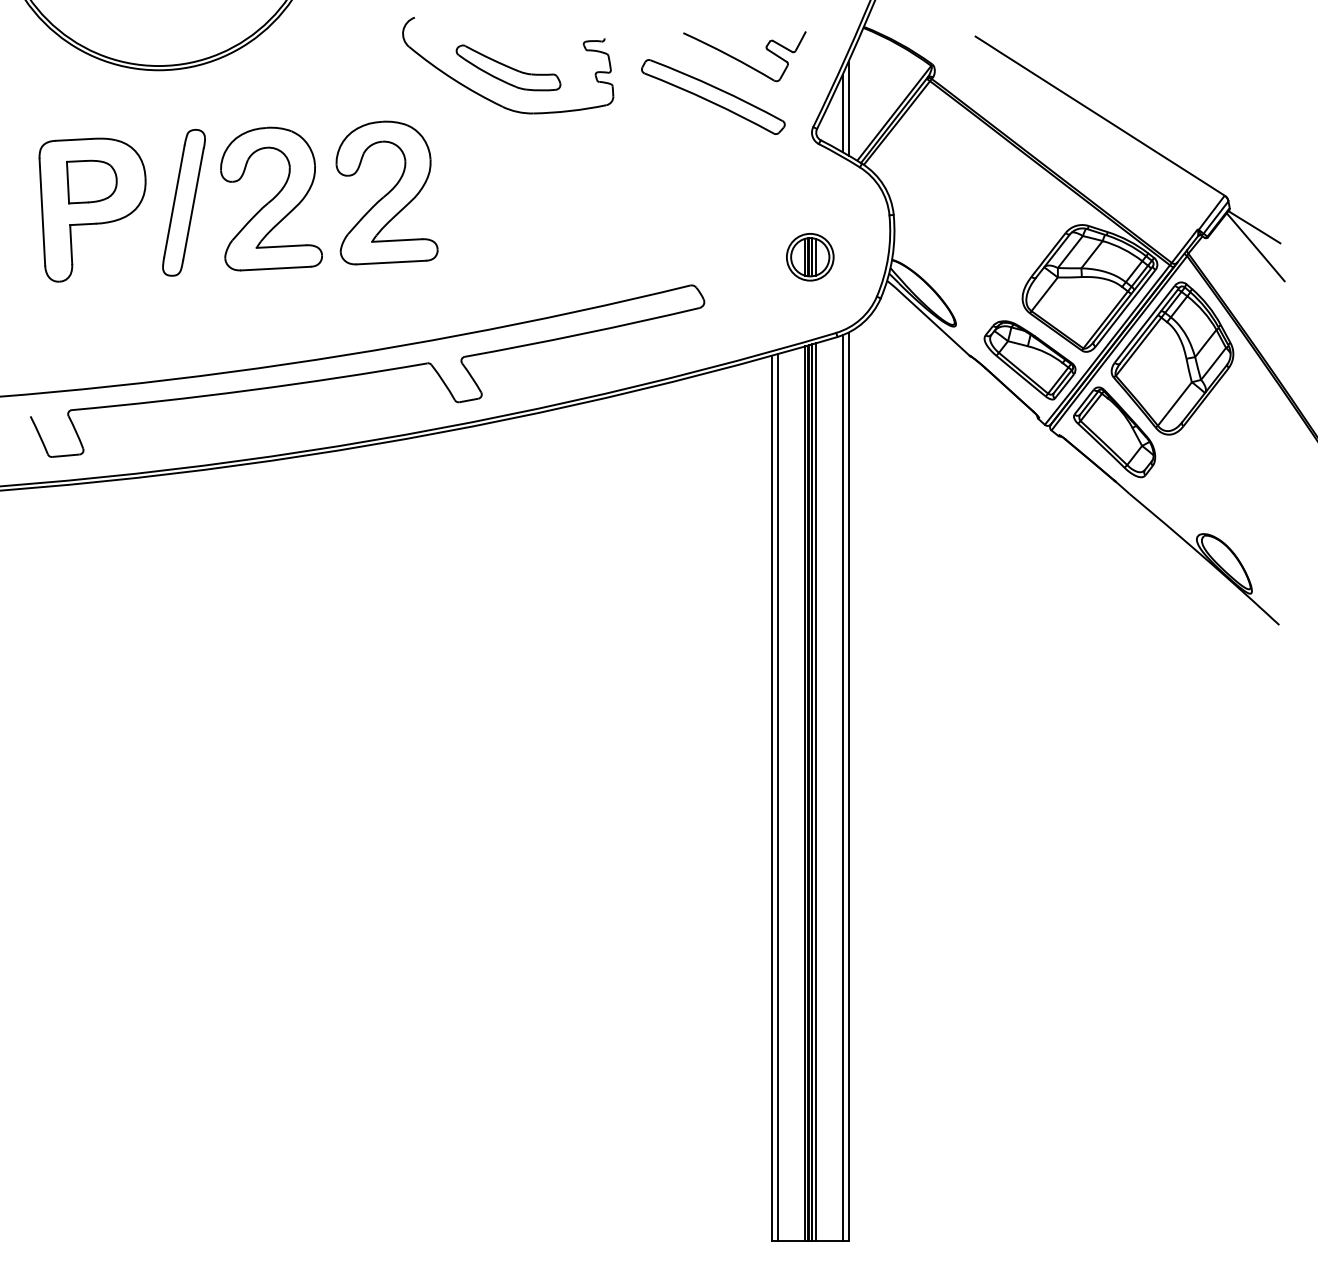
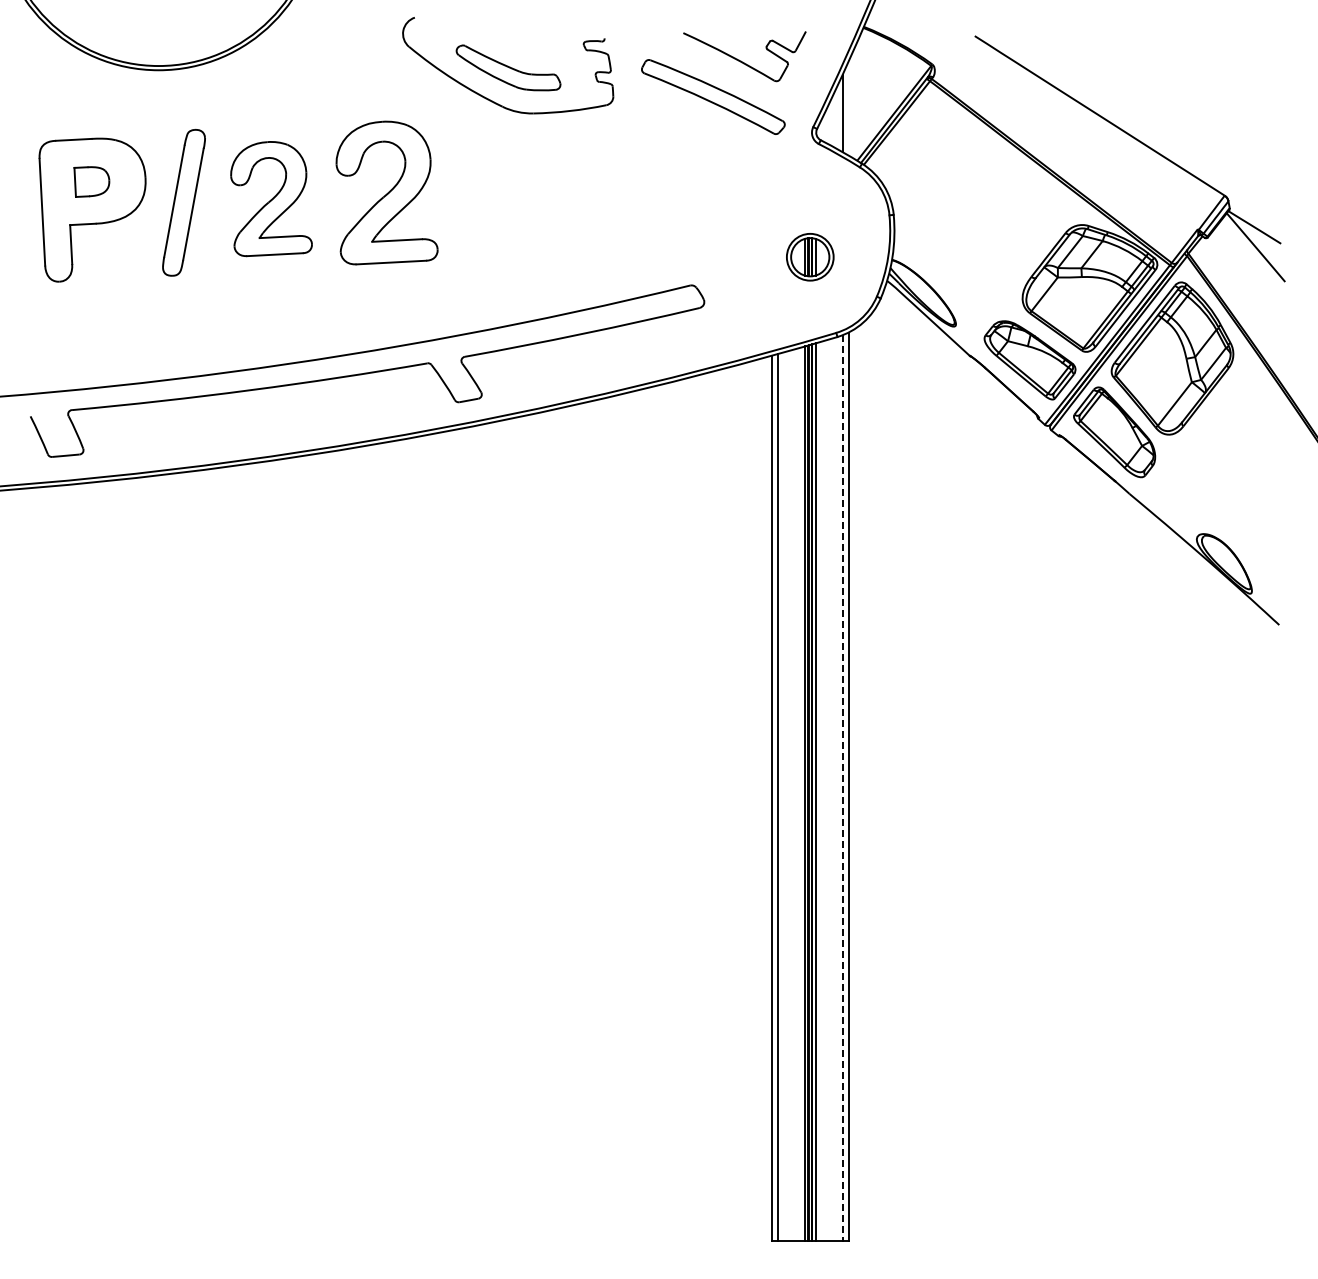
line: present -> none (848, 108)
part size: 52x46 px -> 38x32 px (91, 181)
part size: 103x146 px -> 83x117 px (271, 199)
line: solid -> dashed (842, 787)
